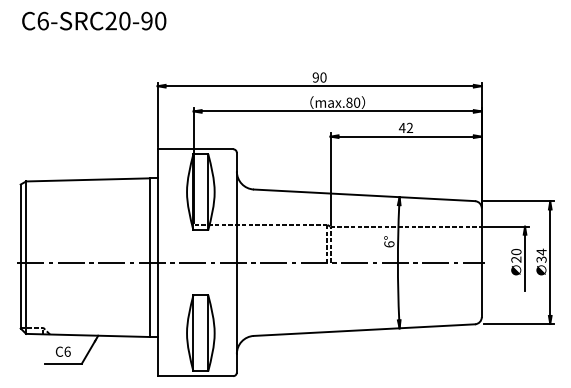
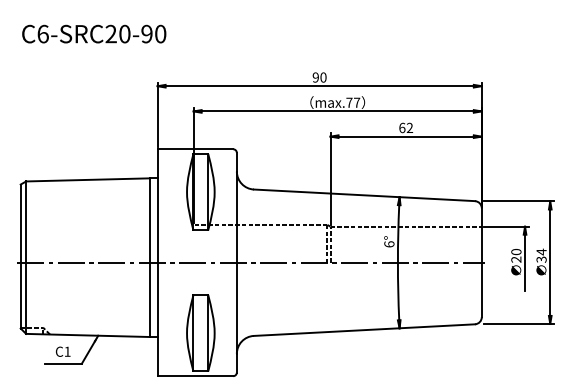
text position: (94, 20) -> (94, 33) (94, 33)
text: max.80 -> max.77 (353, 102)
text: 42 -> 62 (401, 127)
text: C6 -> C1 (67, 351)
